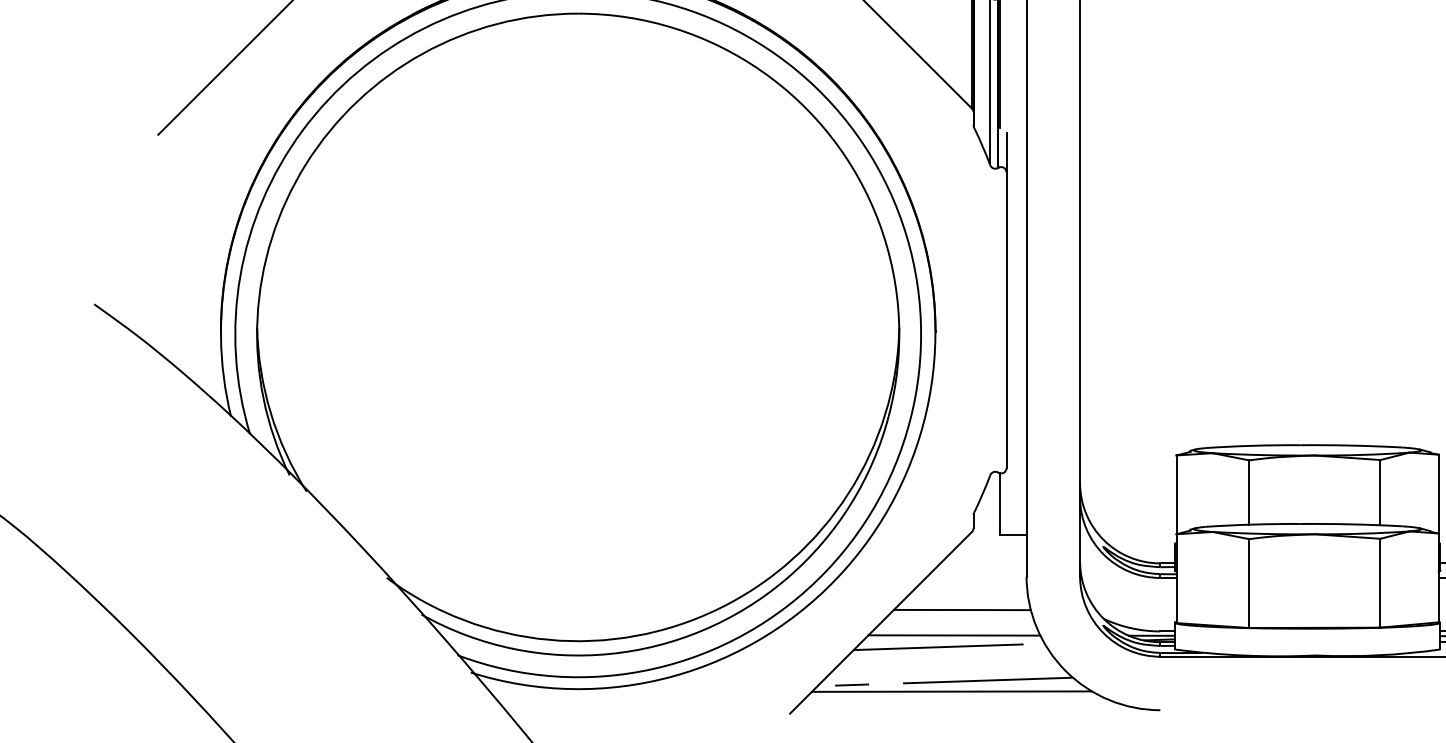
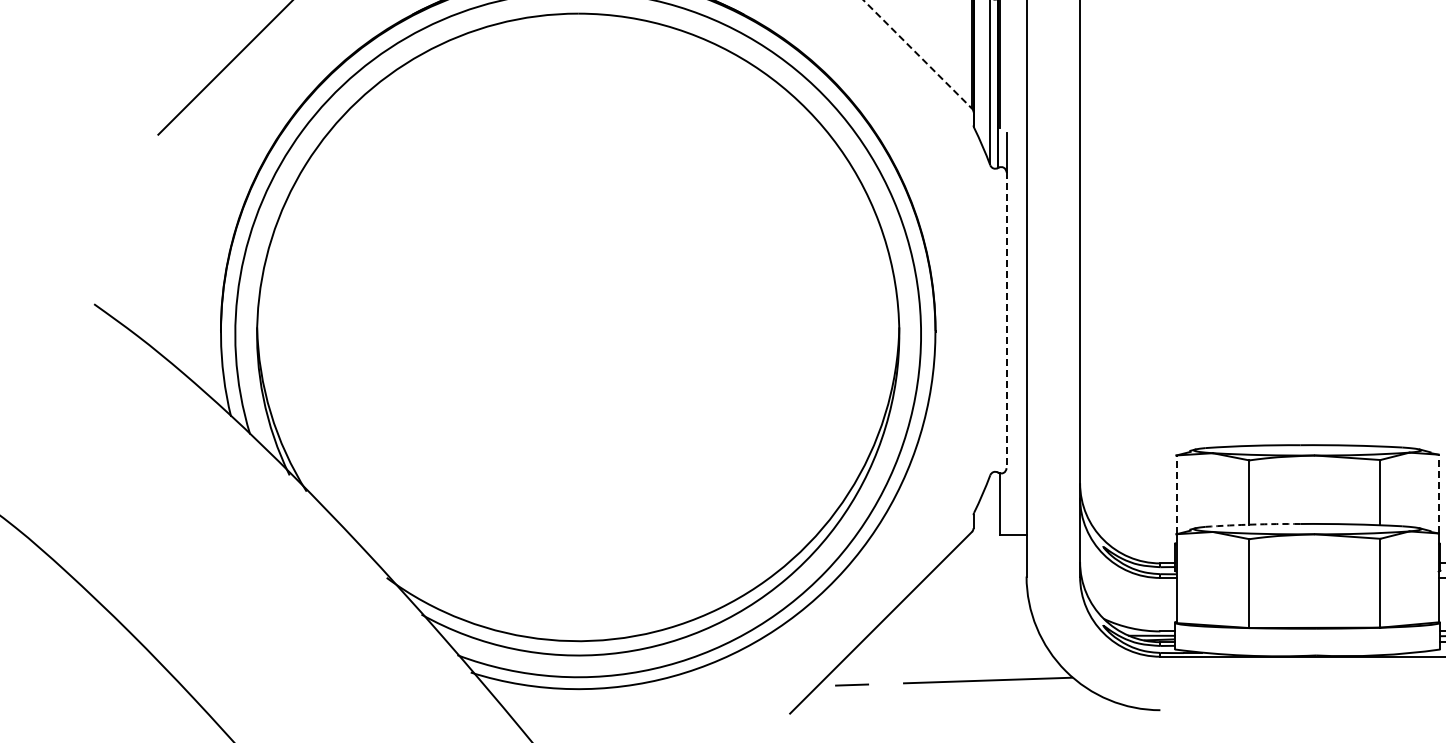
line: solid -> dashed (917, 54)
line: solid -> dashed (1006, 320)
line: solid -> dashed (1438, 493)
line: solid -> dashed (1176, 494)
arc: solid -> dashed (1252, 524)
line: present -> none (961, 609)
line: present -> none (954, 635)
line: present -> none (948, 646)
line: present -> none (951, 691)
